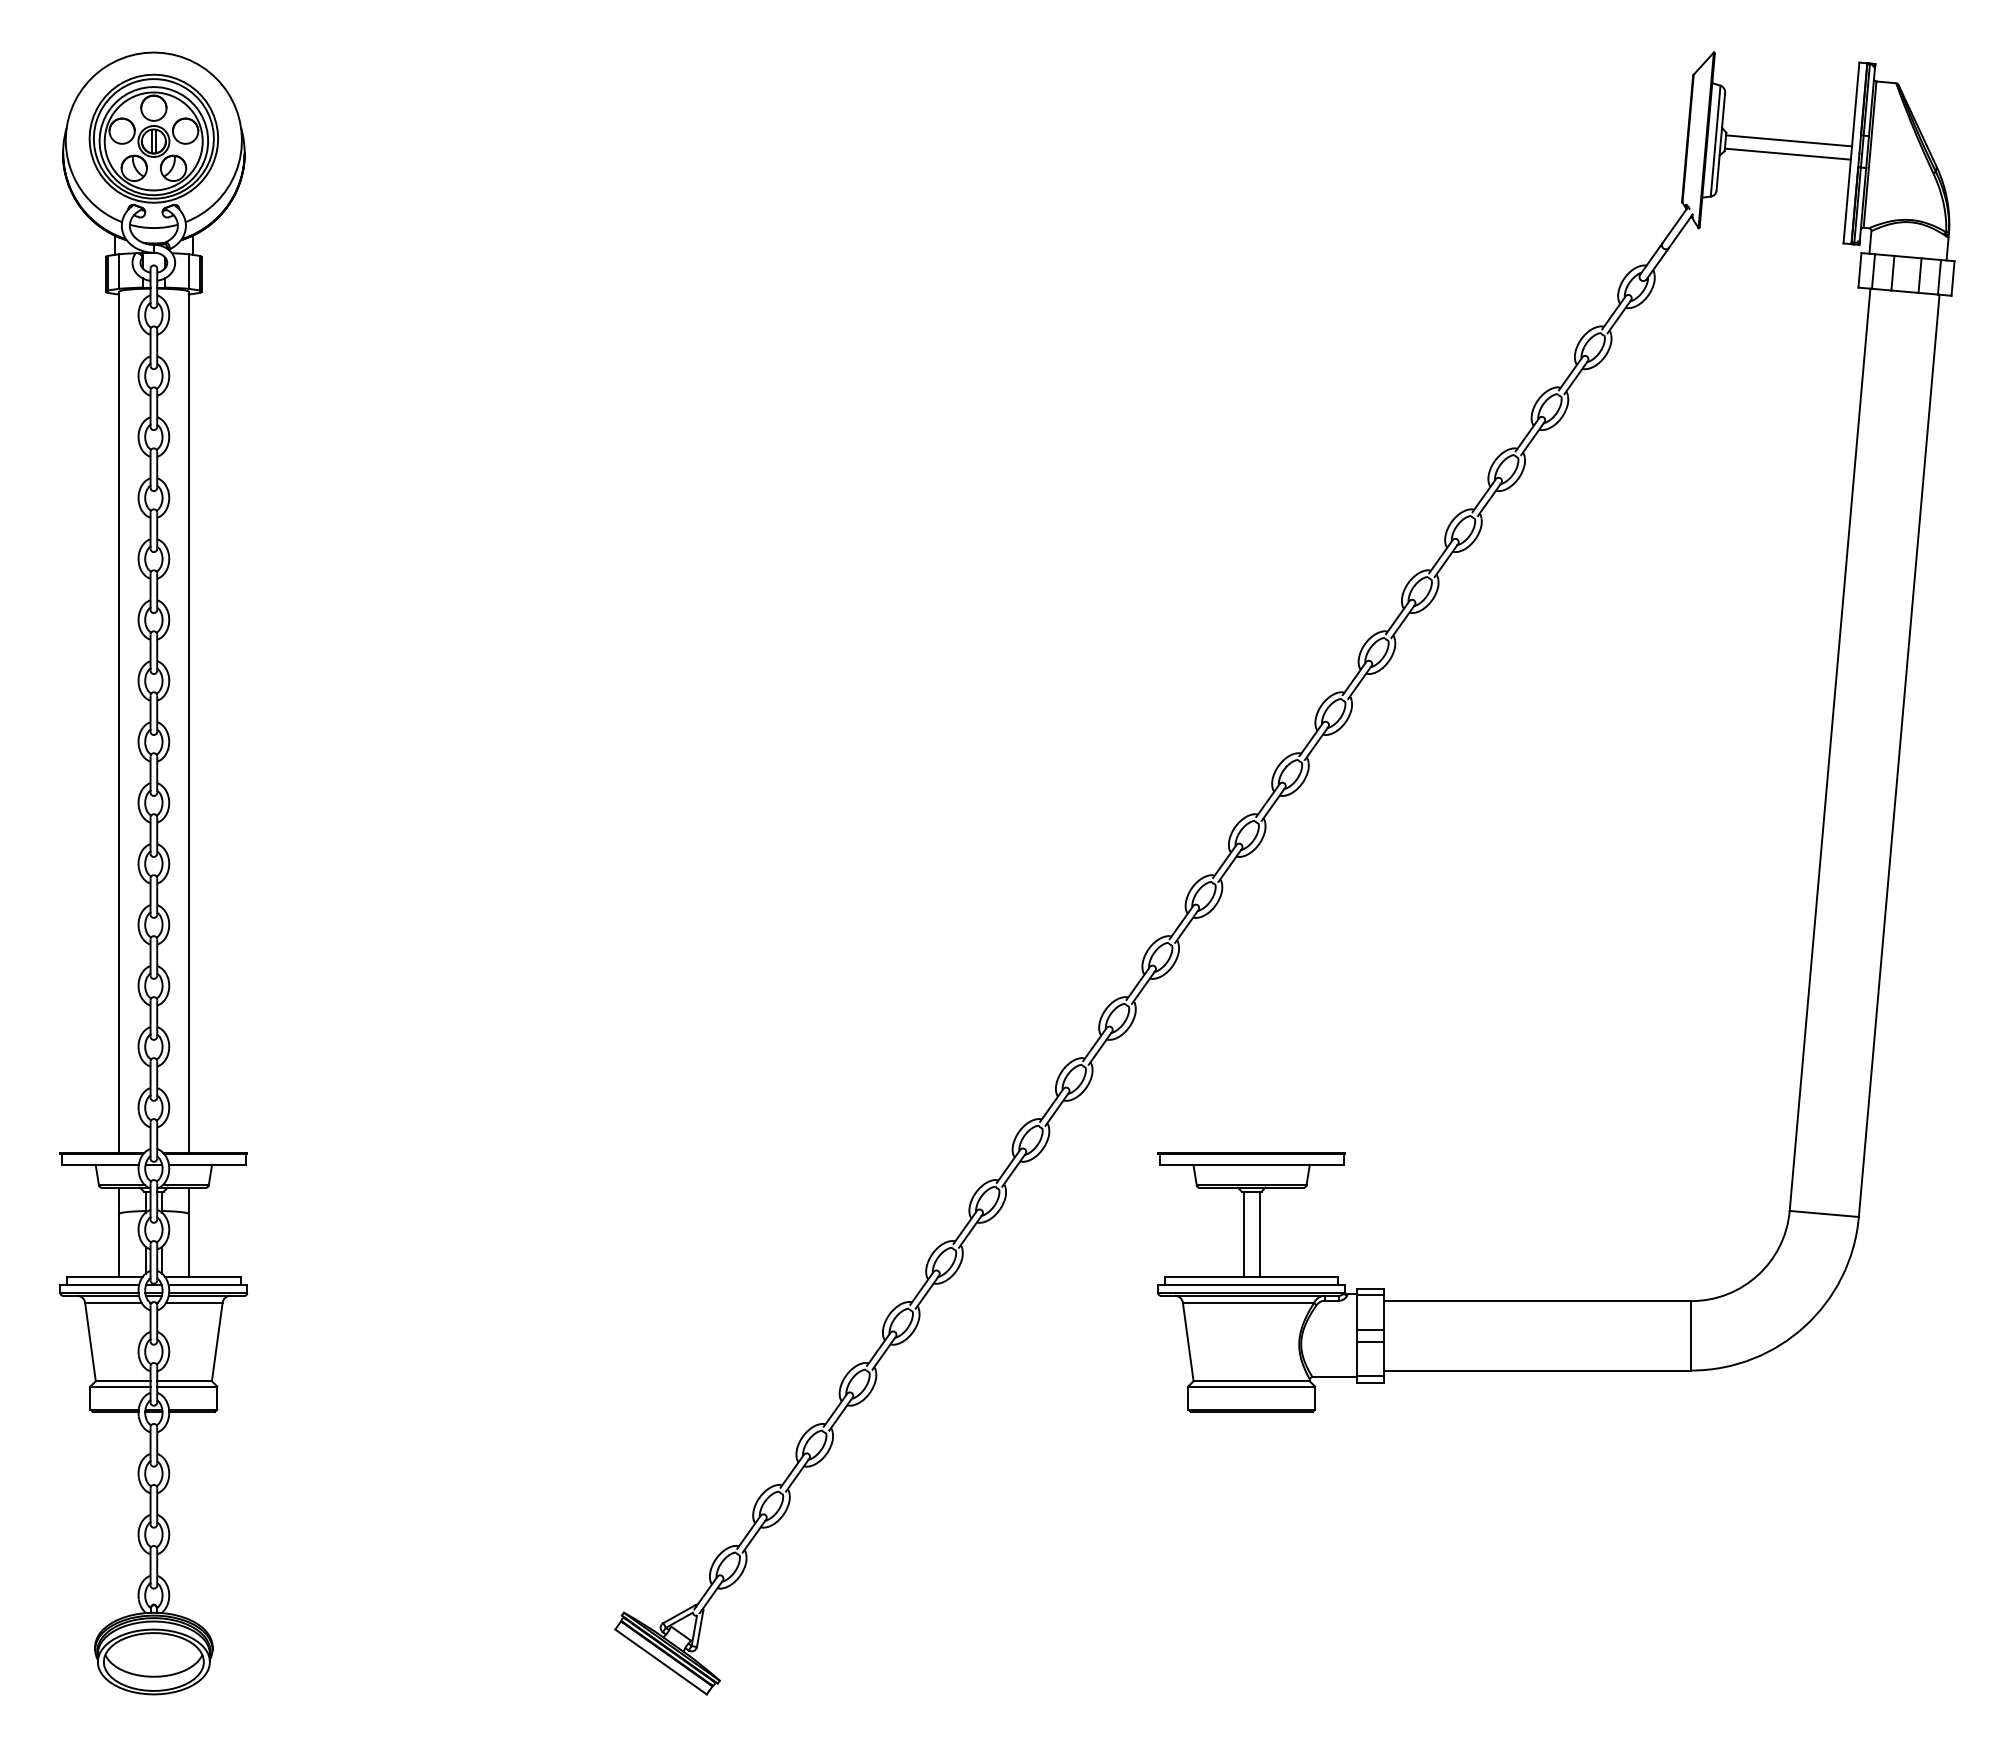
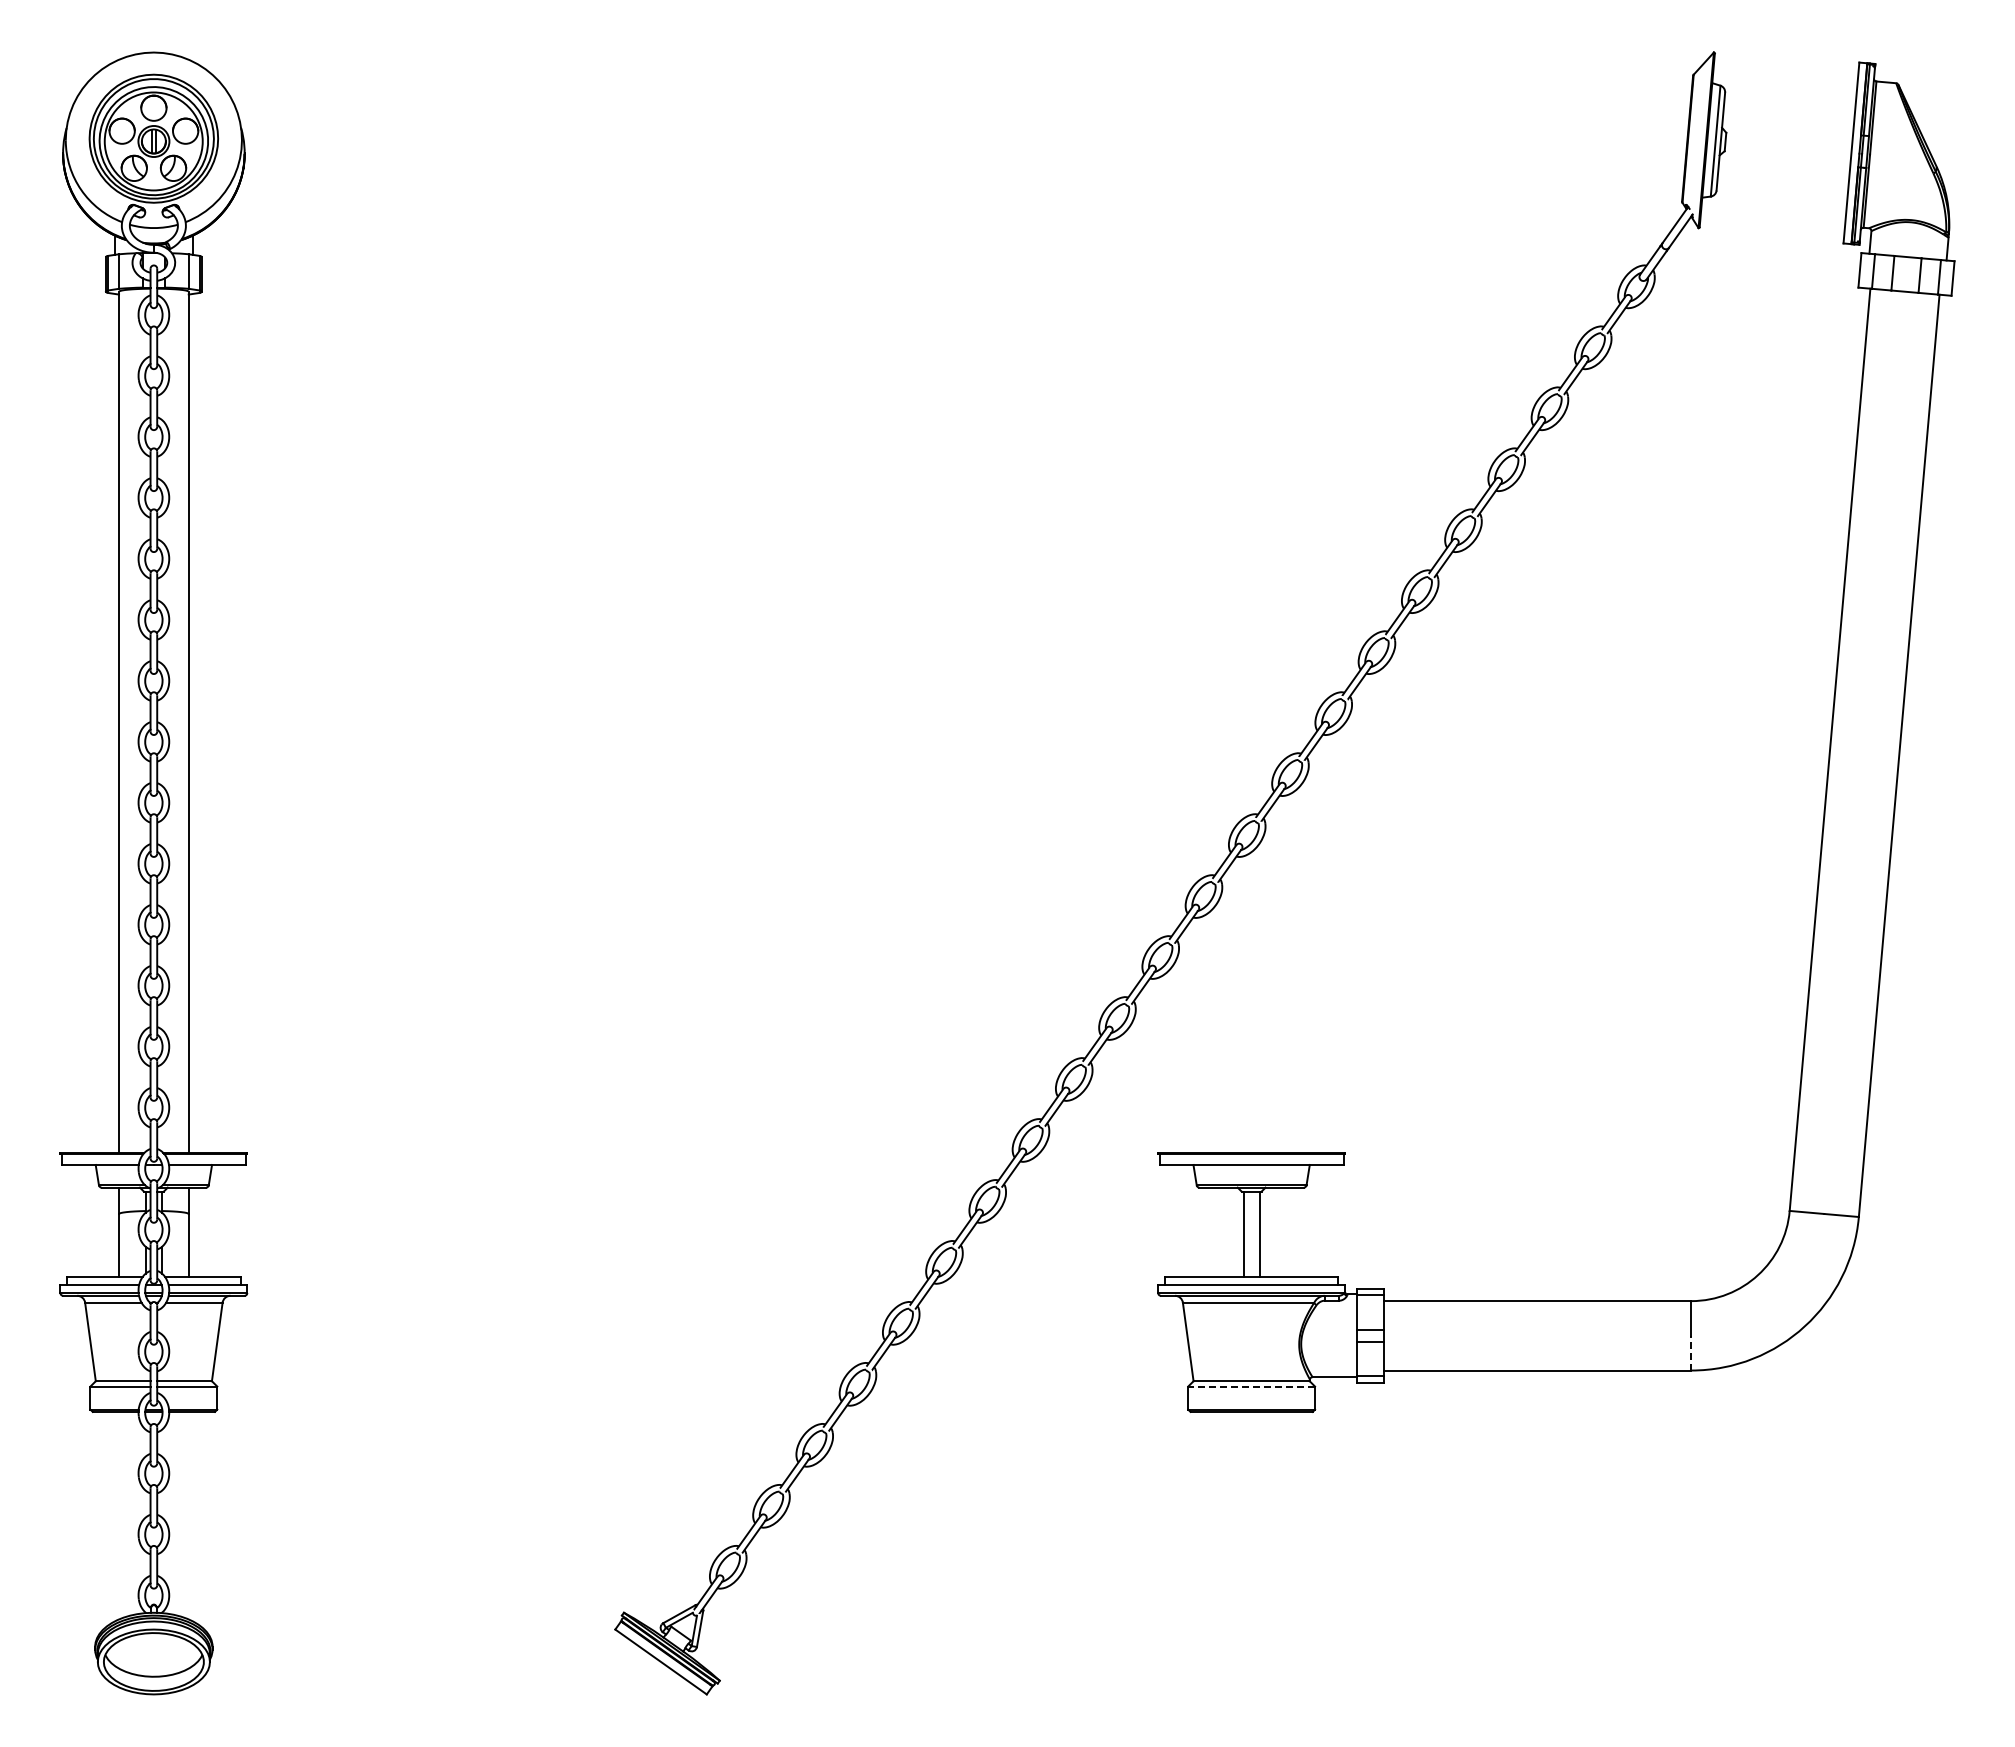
line: present -> none (1789, 140)
line: present -> none (1787, 153)
line: solid -> dashed (1691, 1352)
line: solid -> dashed (1251, 1386)
